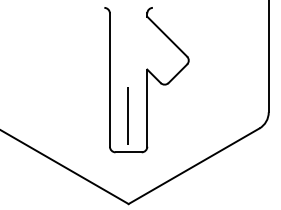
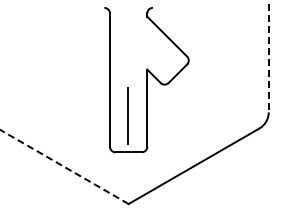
line: solid -> dashed (268, 56)
line: solid -> dashed (64, 166)
